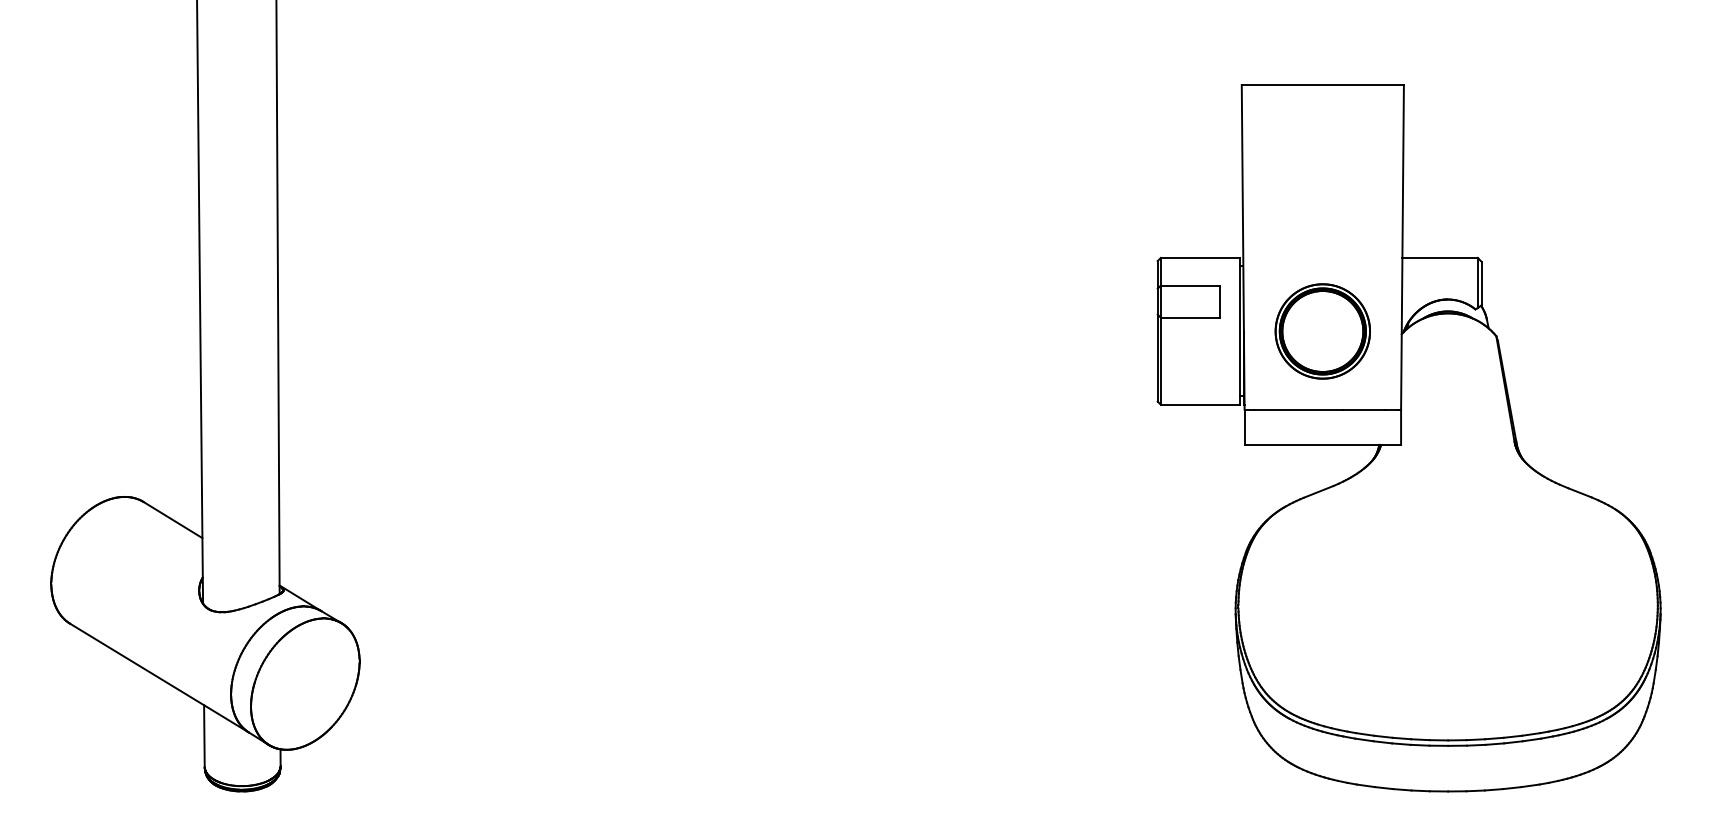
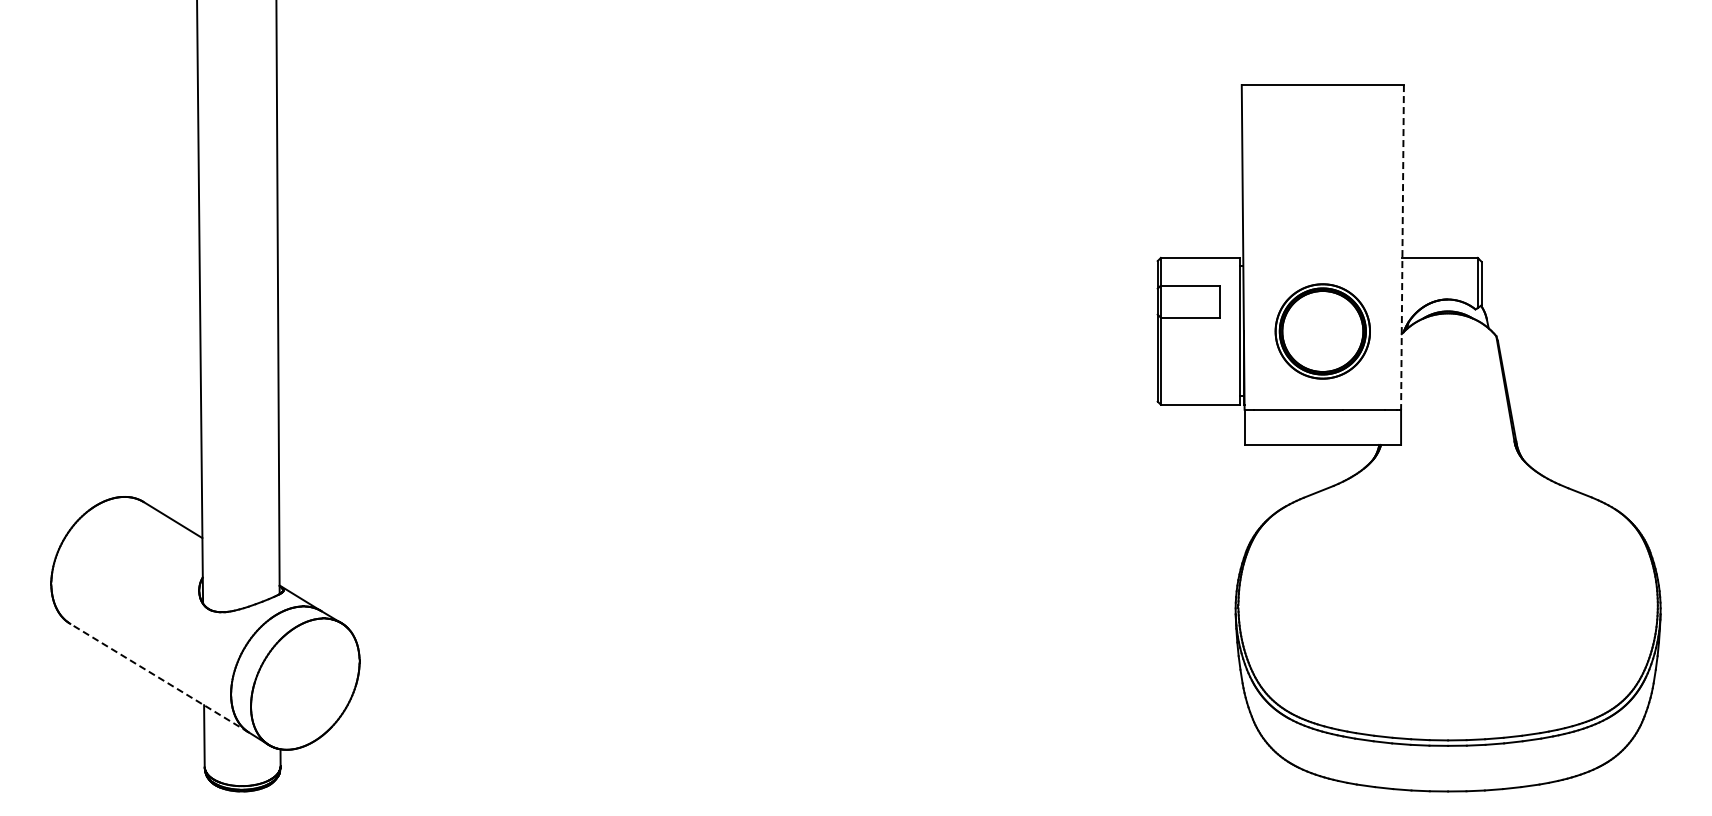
line: solid -> dashed (1402, 247)
line: solid -> dashed (159, 677)
